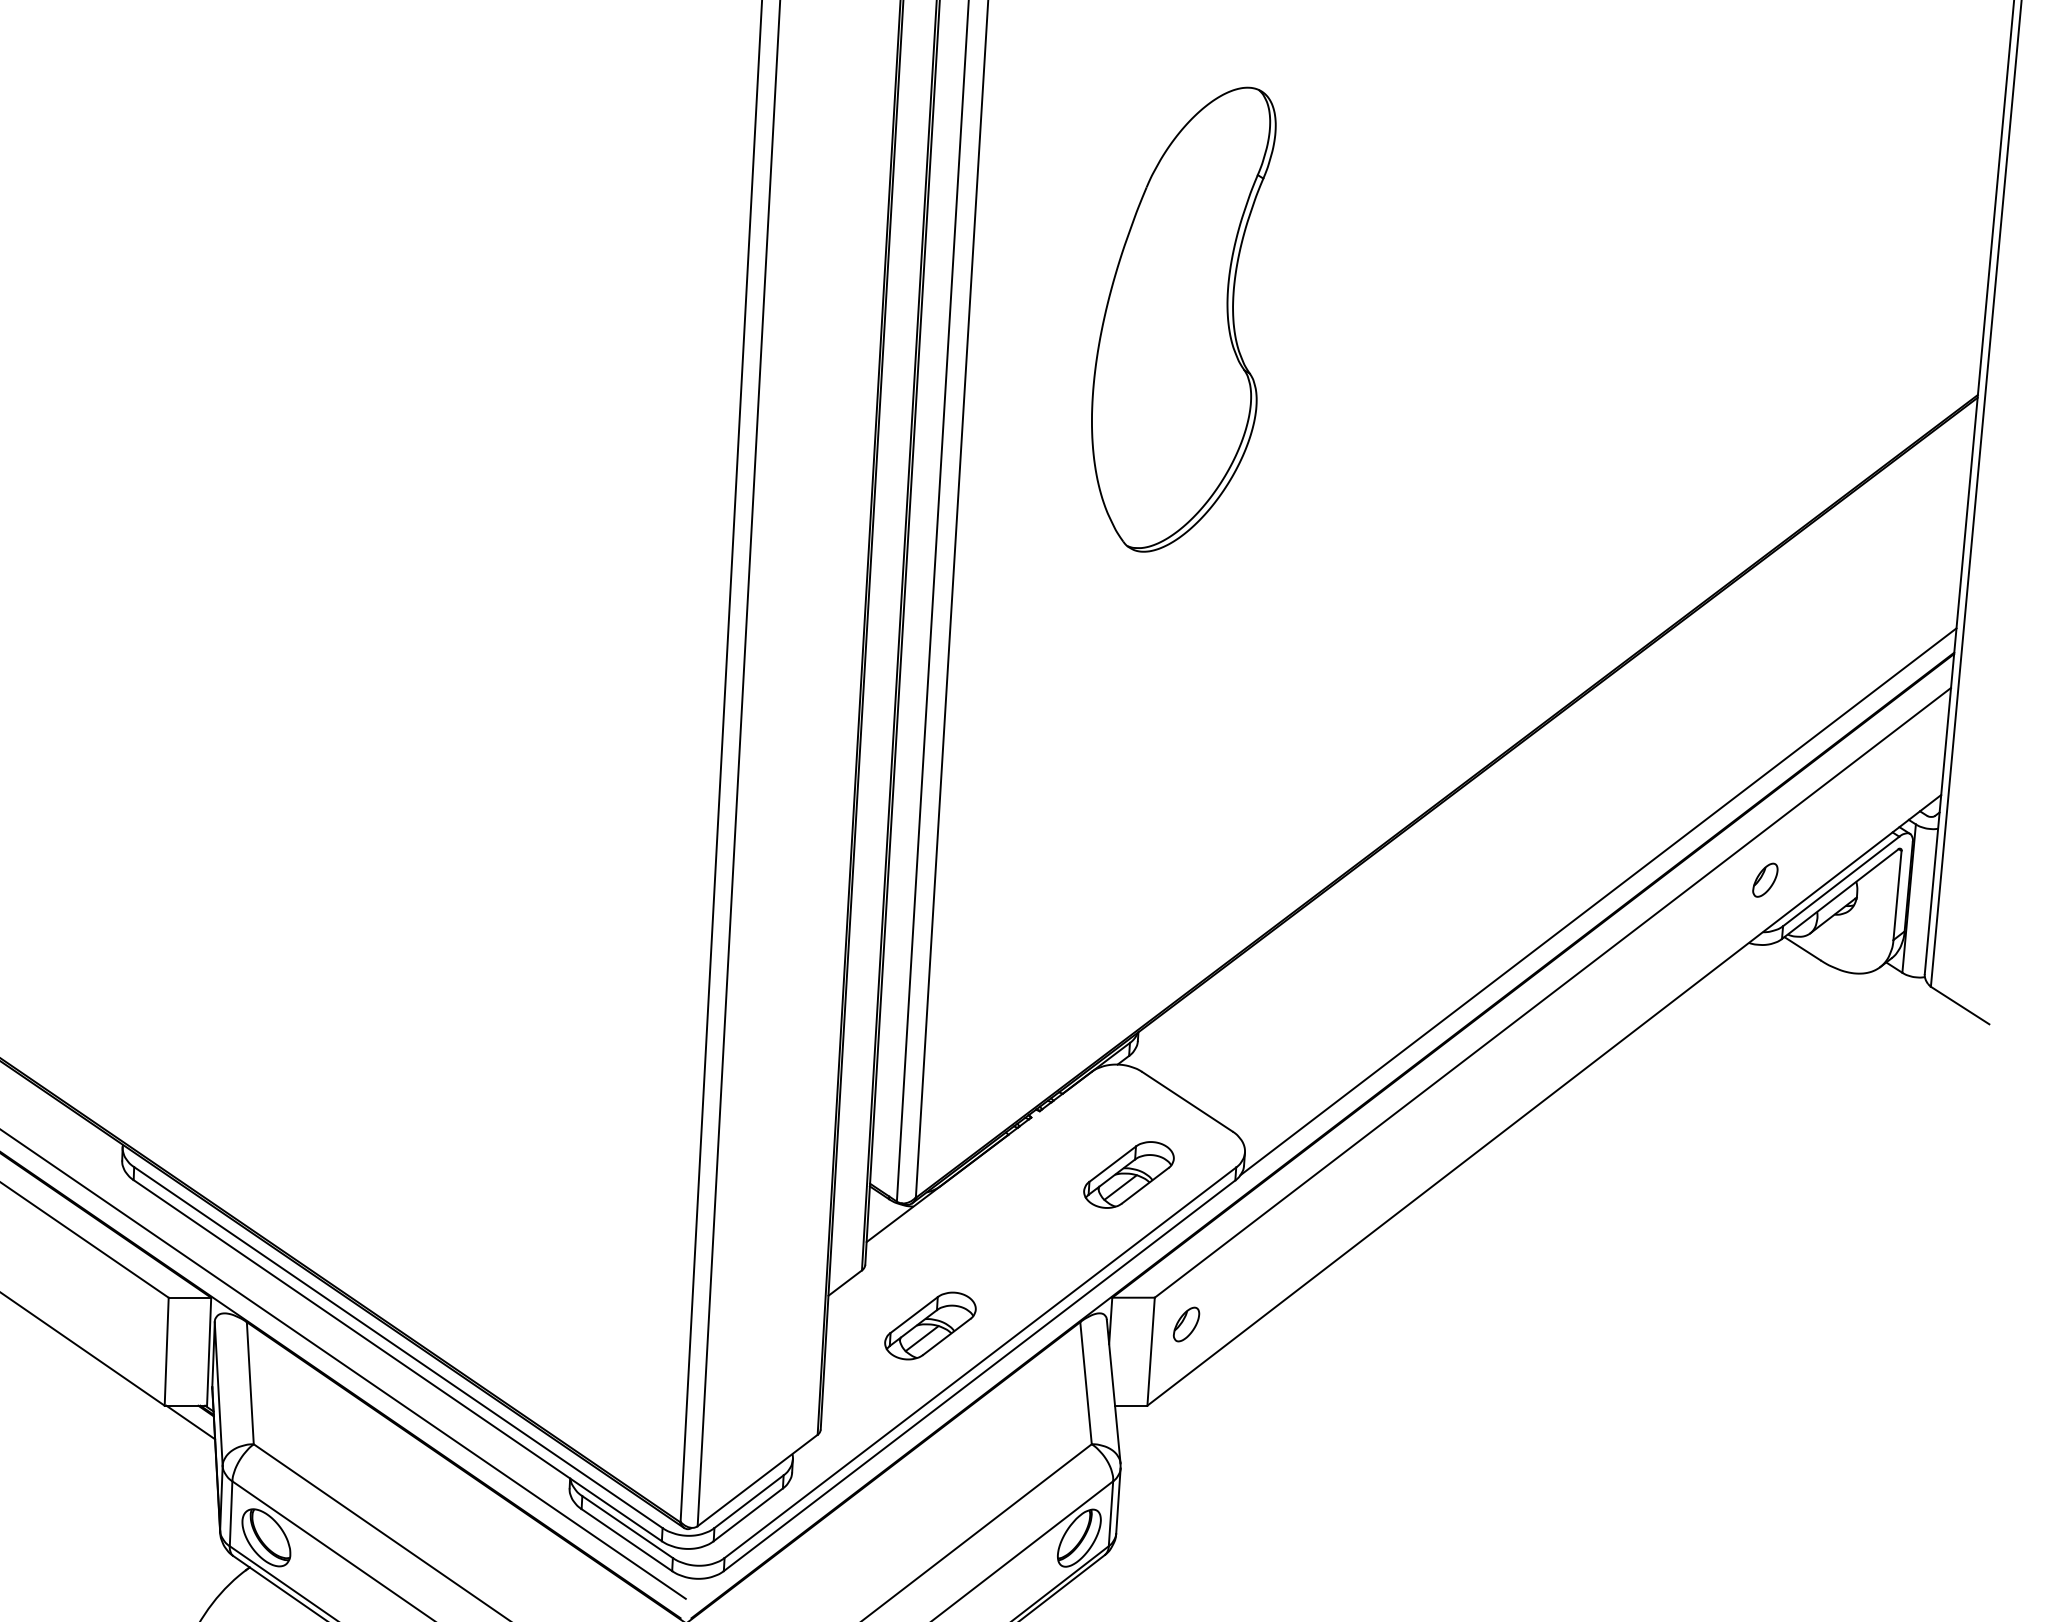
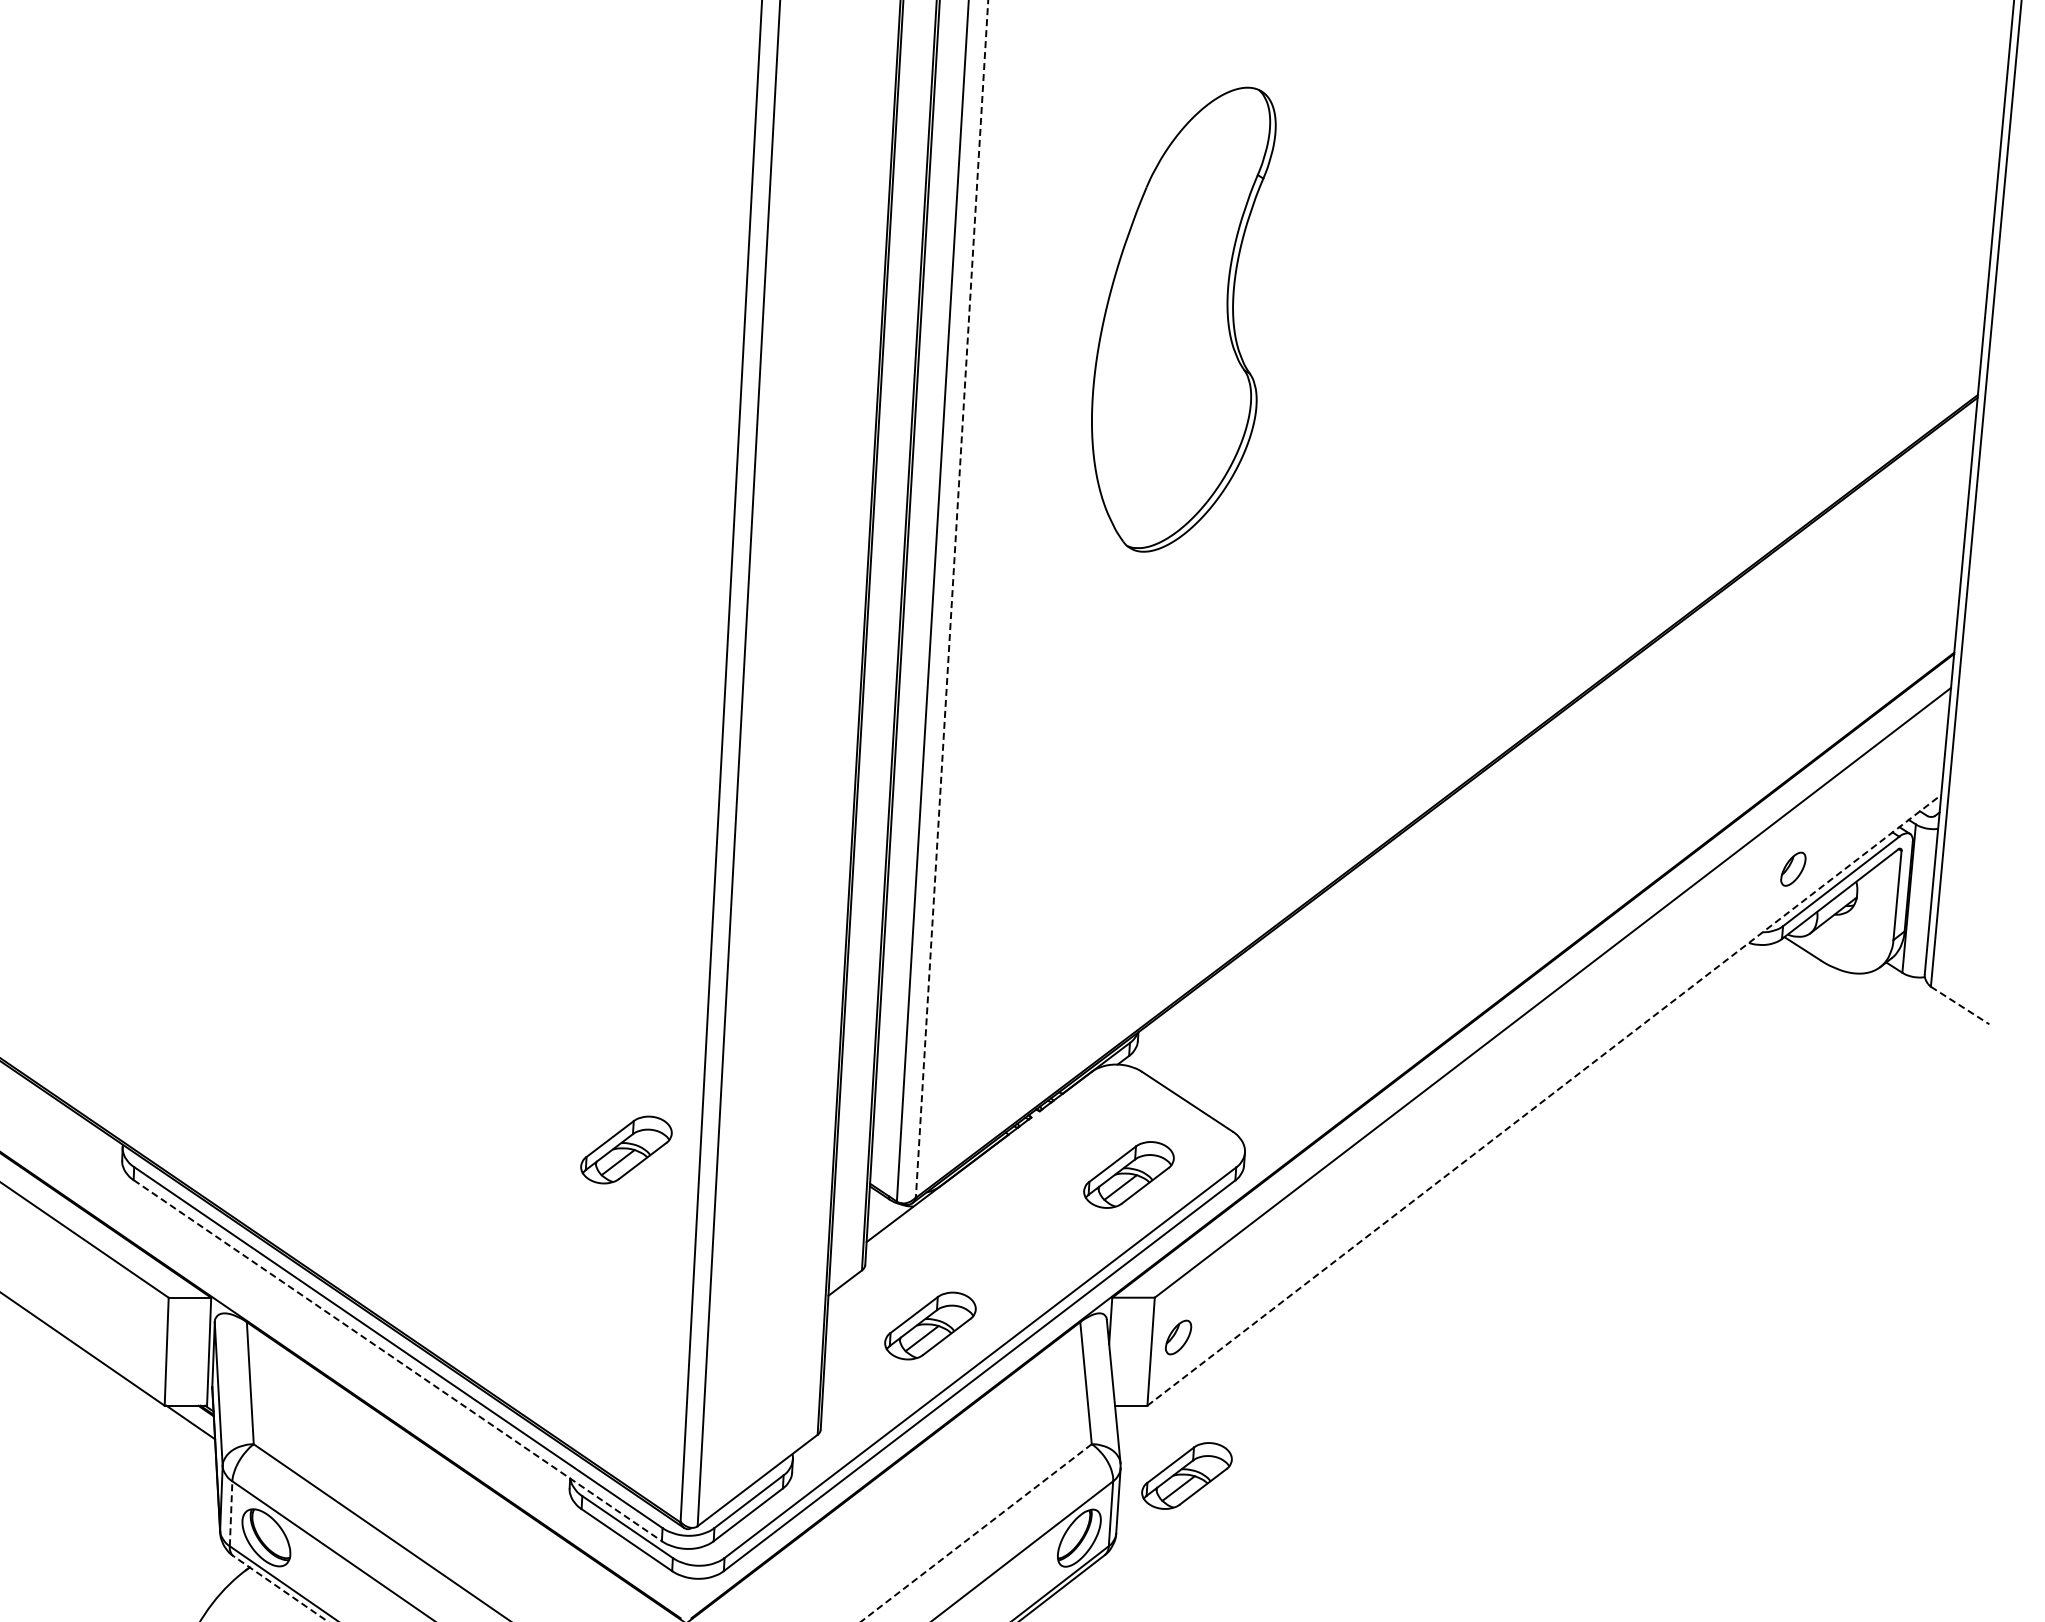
line: solid -> dashed (952, 598)
part position: (1765, 879) -> (1793, 868) (1793, 868)
line: present -> none (1598, 901)
line: solid -> dashed (1960, 1005)
line: solid -> dashed (1544, 1100)
part: none -> present (626, 1149)
part position: (1186, 1324) -> (1178, 1337) (1178, 1337)
line: solid -> dashed (397, 1360)
line: present -> none (343, 1364)
part: none -> present (1186, 1475)
line: solid -> dashed (231, 1513)
line: solid -> dashed (976, 1533)
line: solid -> dashed (280, 1588)
